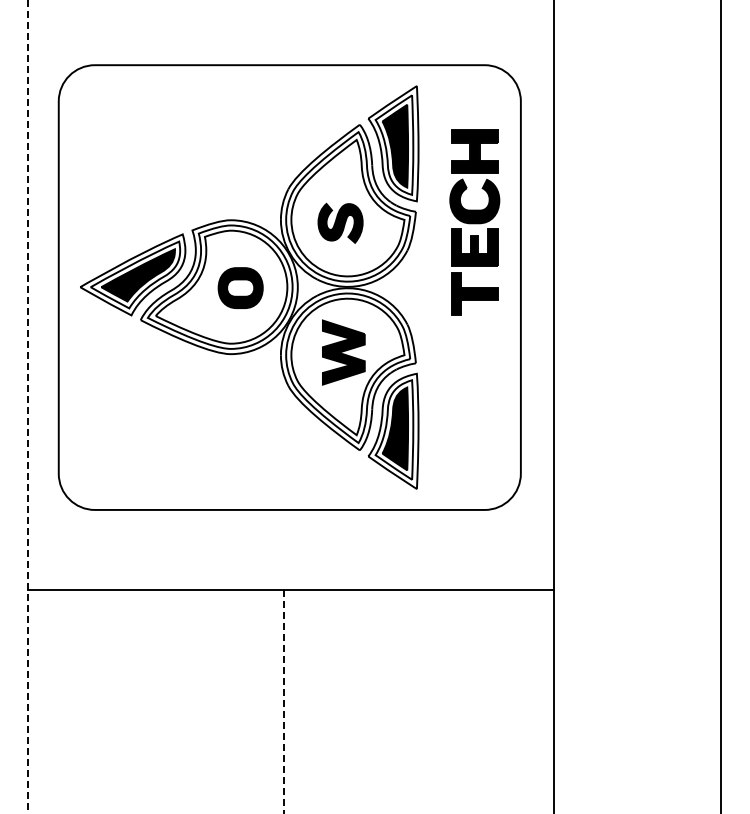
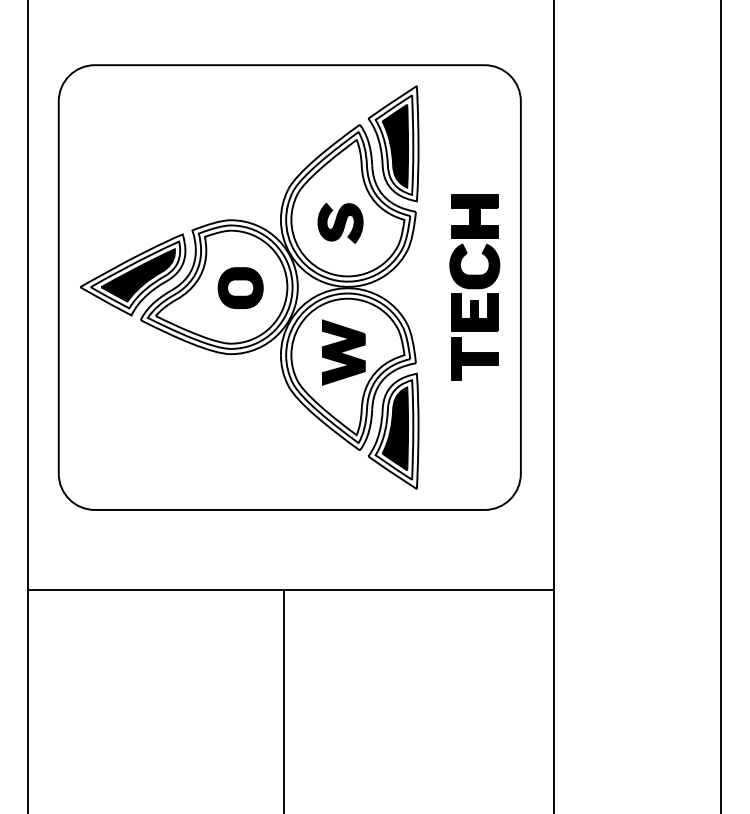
part position: (474, 222) -> (474, 287) (474, 287)
line: dashed -> solid (27, 407)
line: dashed -> solid (284, 702)
